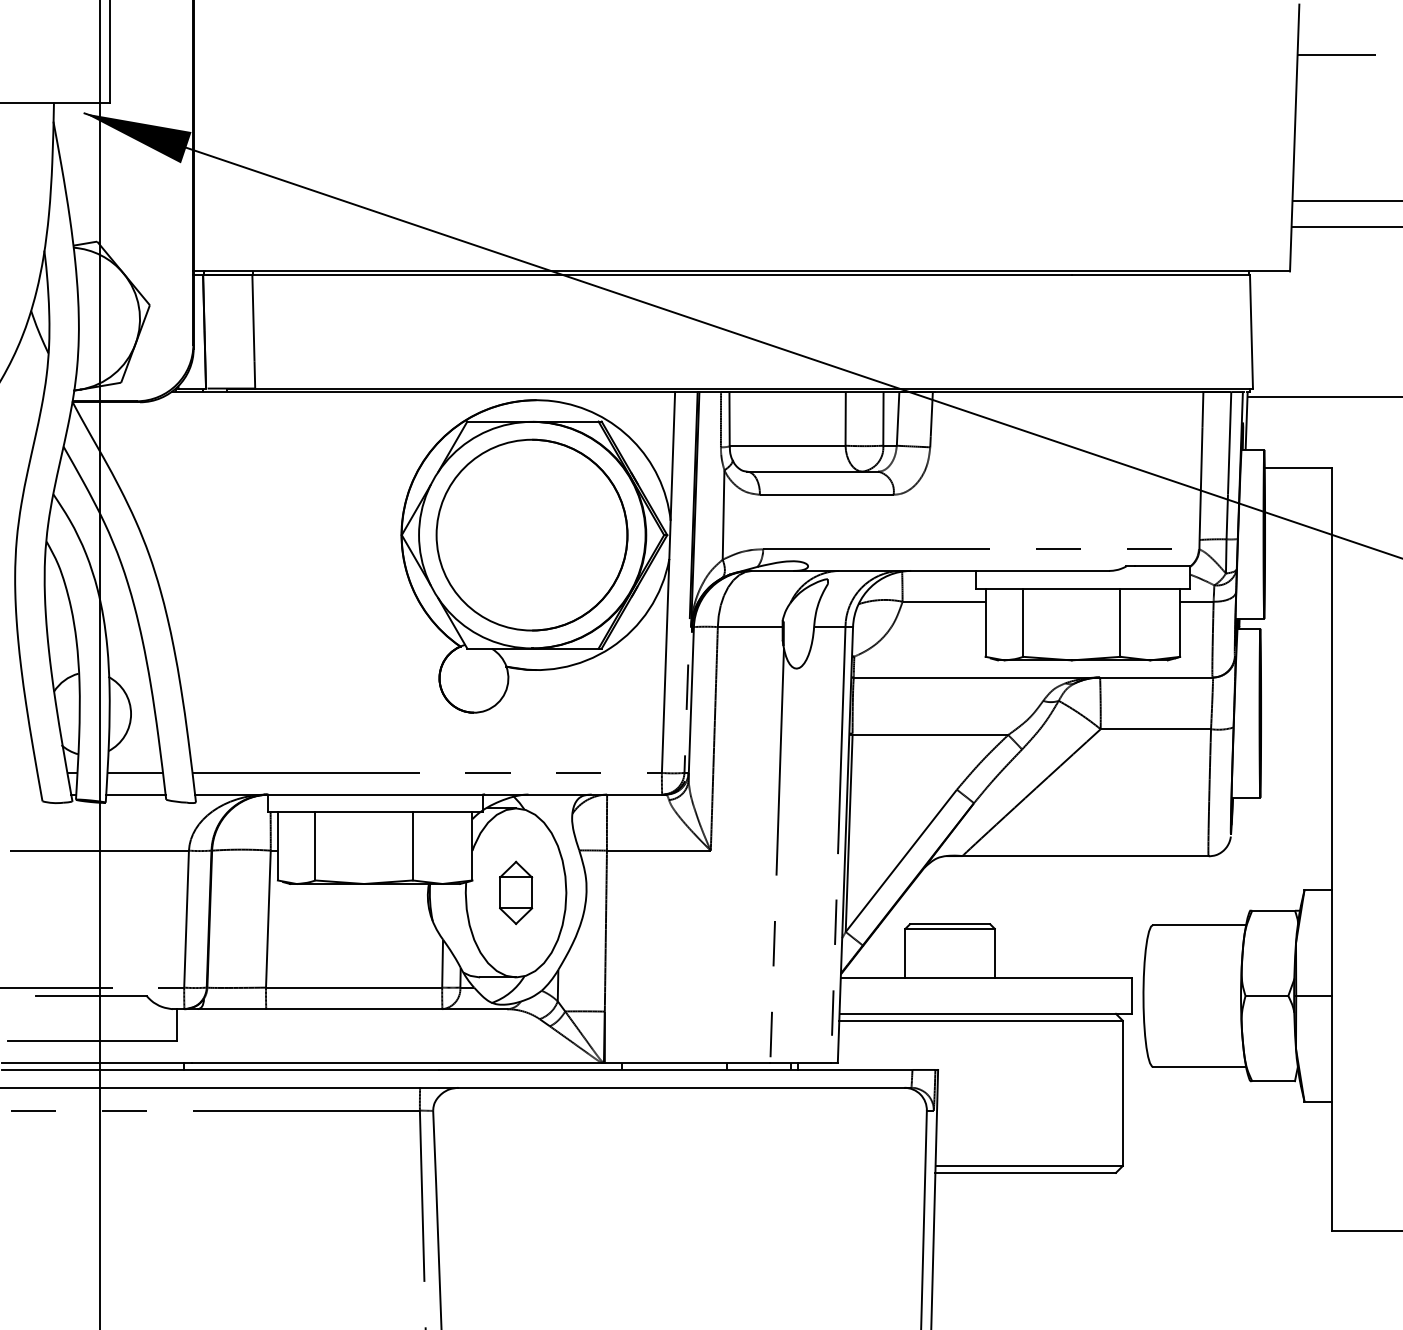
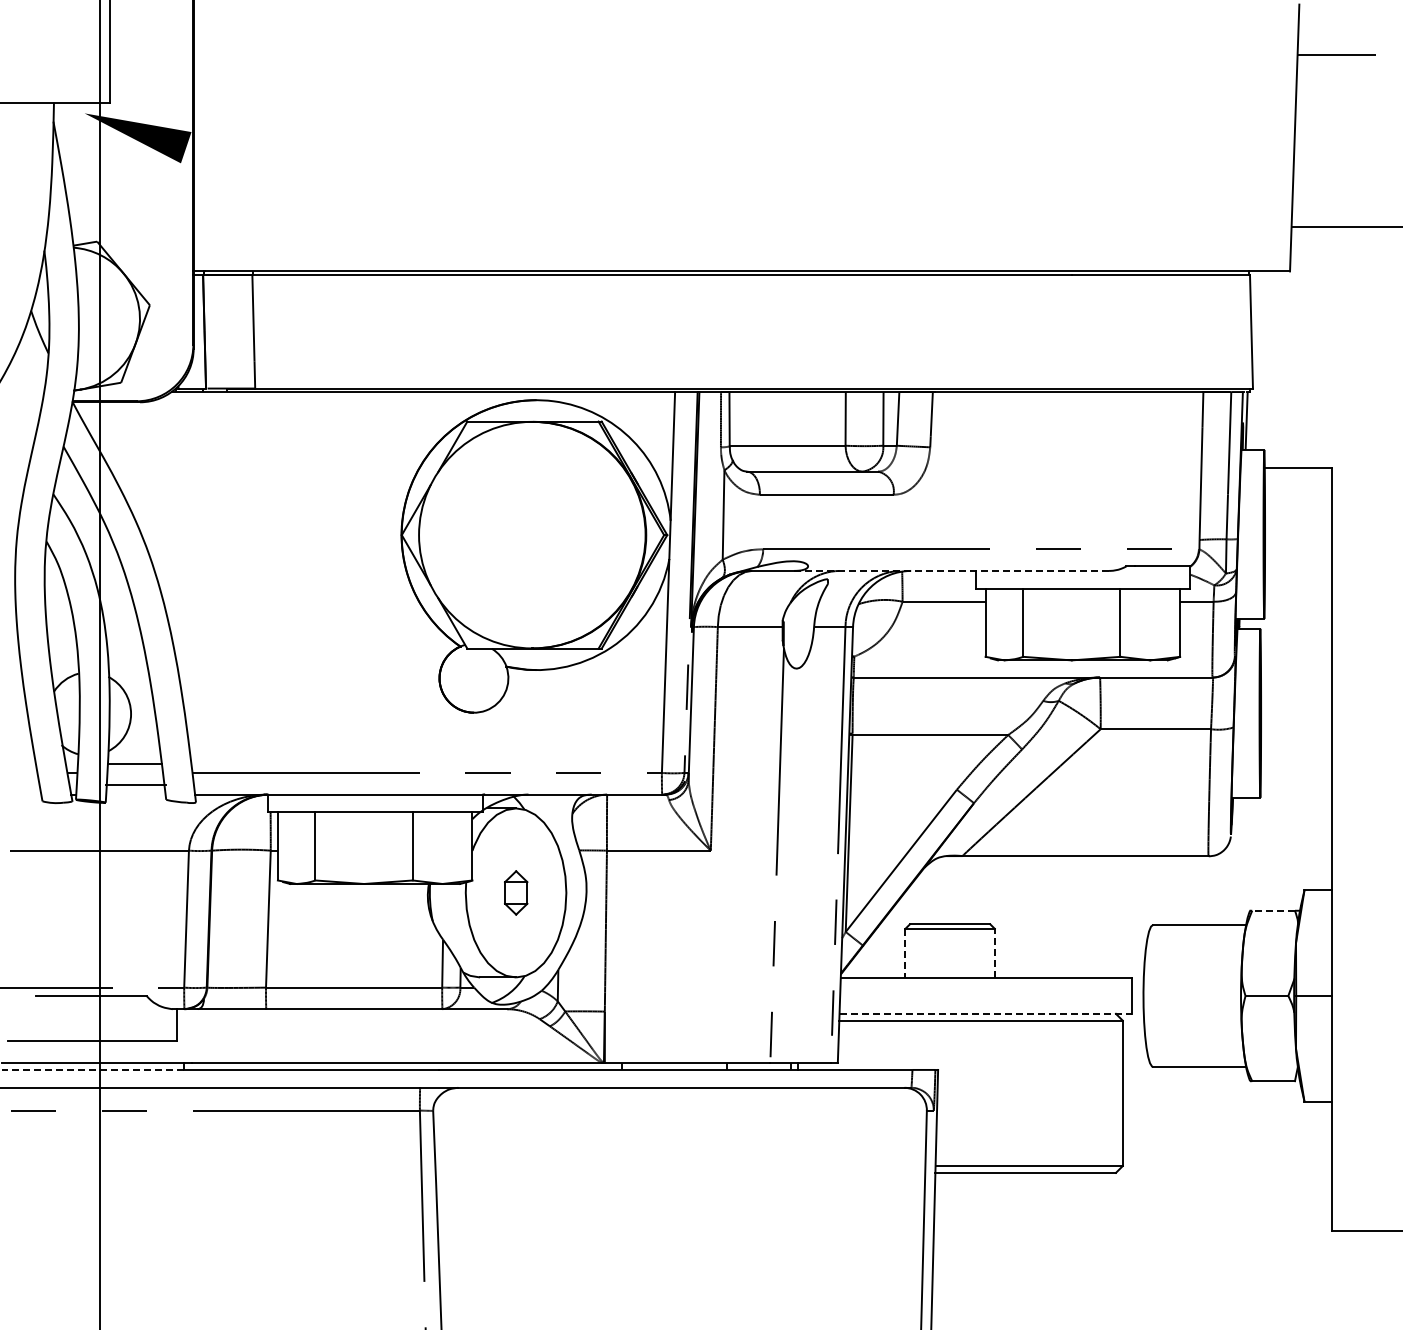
line: present -> none (1345, 200)
line: present -> none (741, 335)
line: present -> none (1323, 396)
part: present -> none (531, 534)
line: solid -> dashed (951, 570)
line position: (134, 772) -> (134, 763) (134, 763)
line position: (135, 794) -> (135, 784) (135, 784)
part size: 35x66 px -> 25x46 px (516, 892)
line: solid -> dashed (1273, 910)
line: solid -> dashed (905, 953)
line: solid -> dashed (994, 953)
line: solid -> dashed (986, 1013)
line: solid -> dashed (92, 1069)
